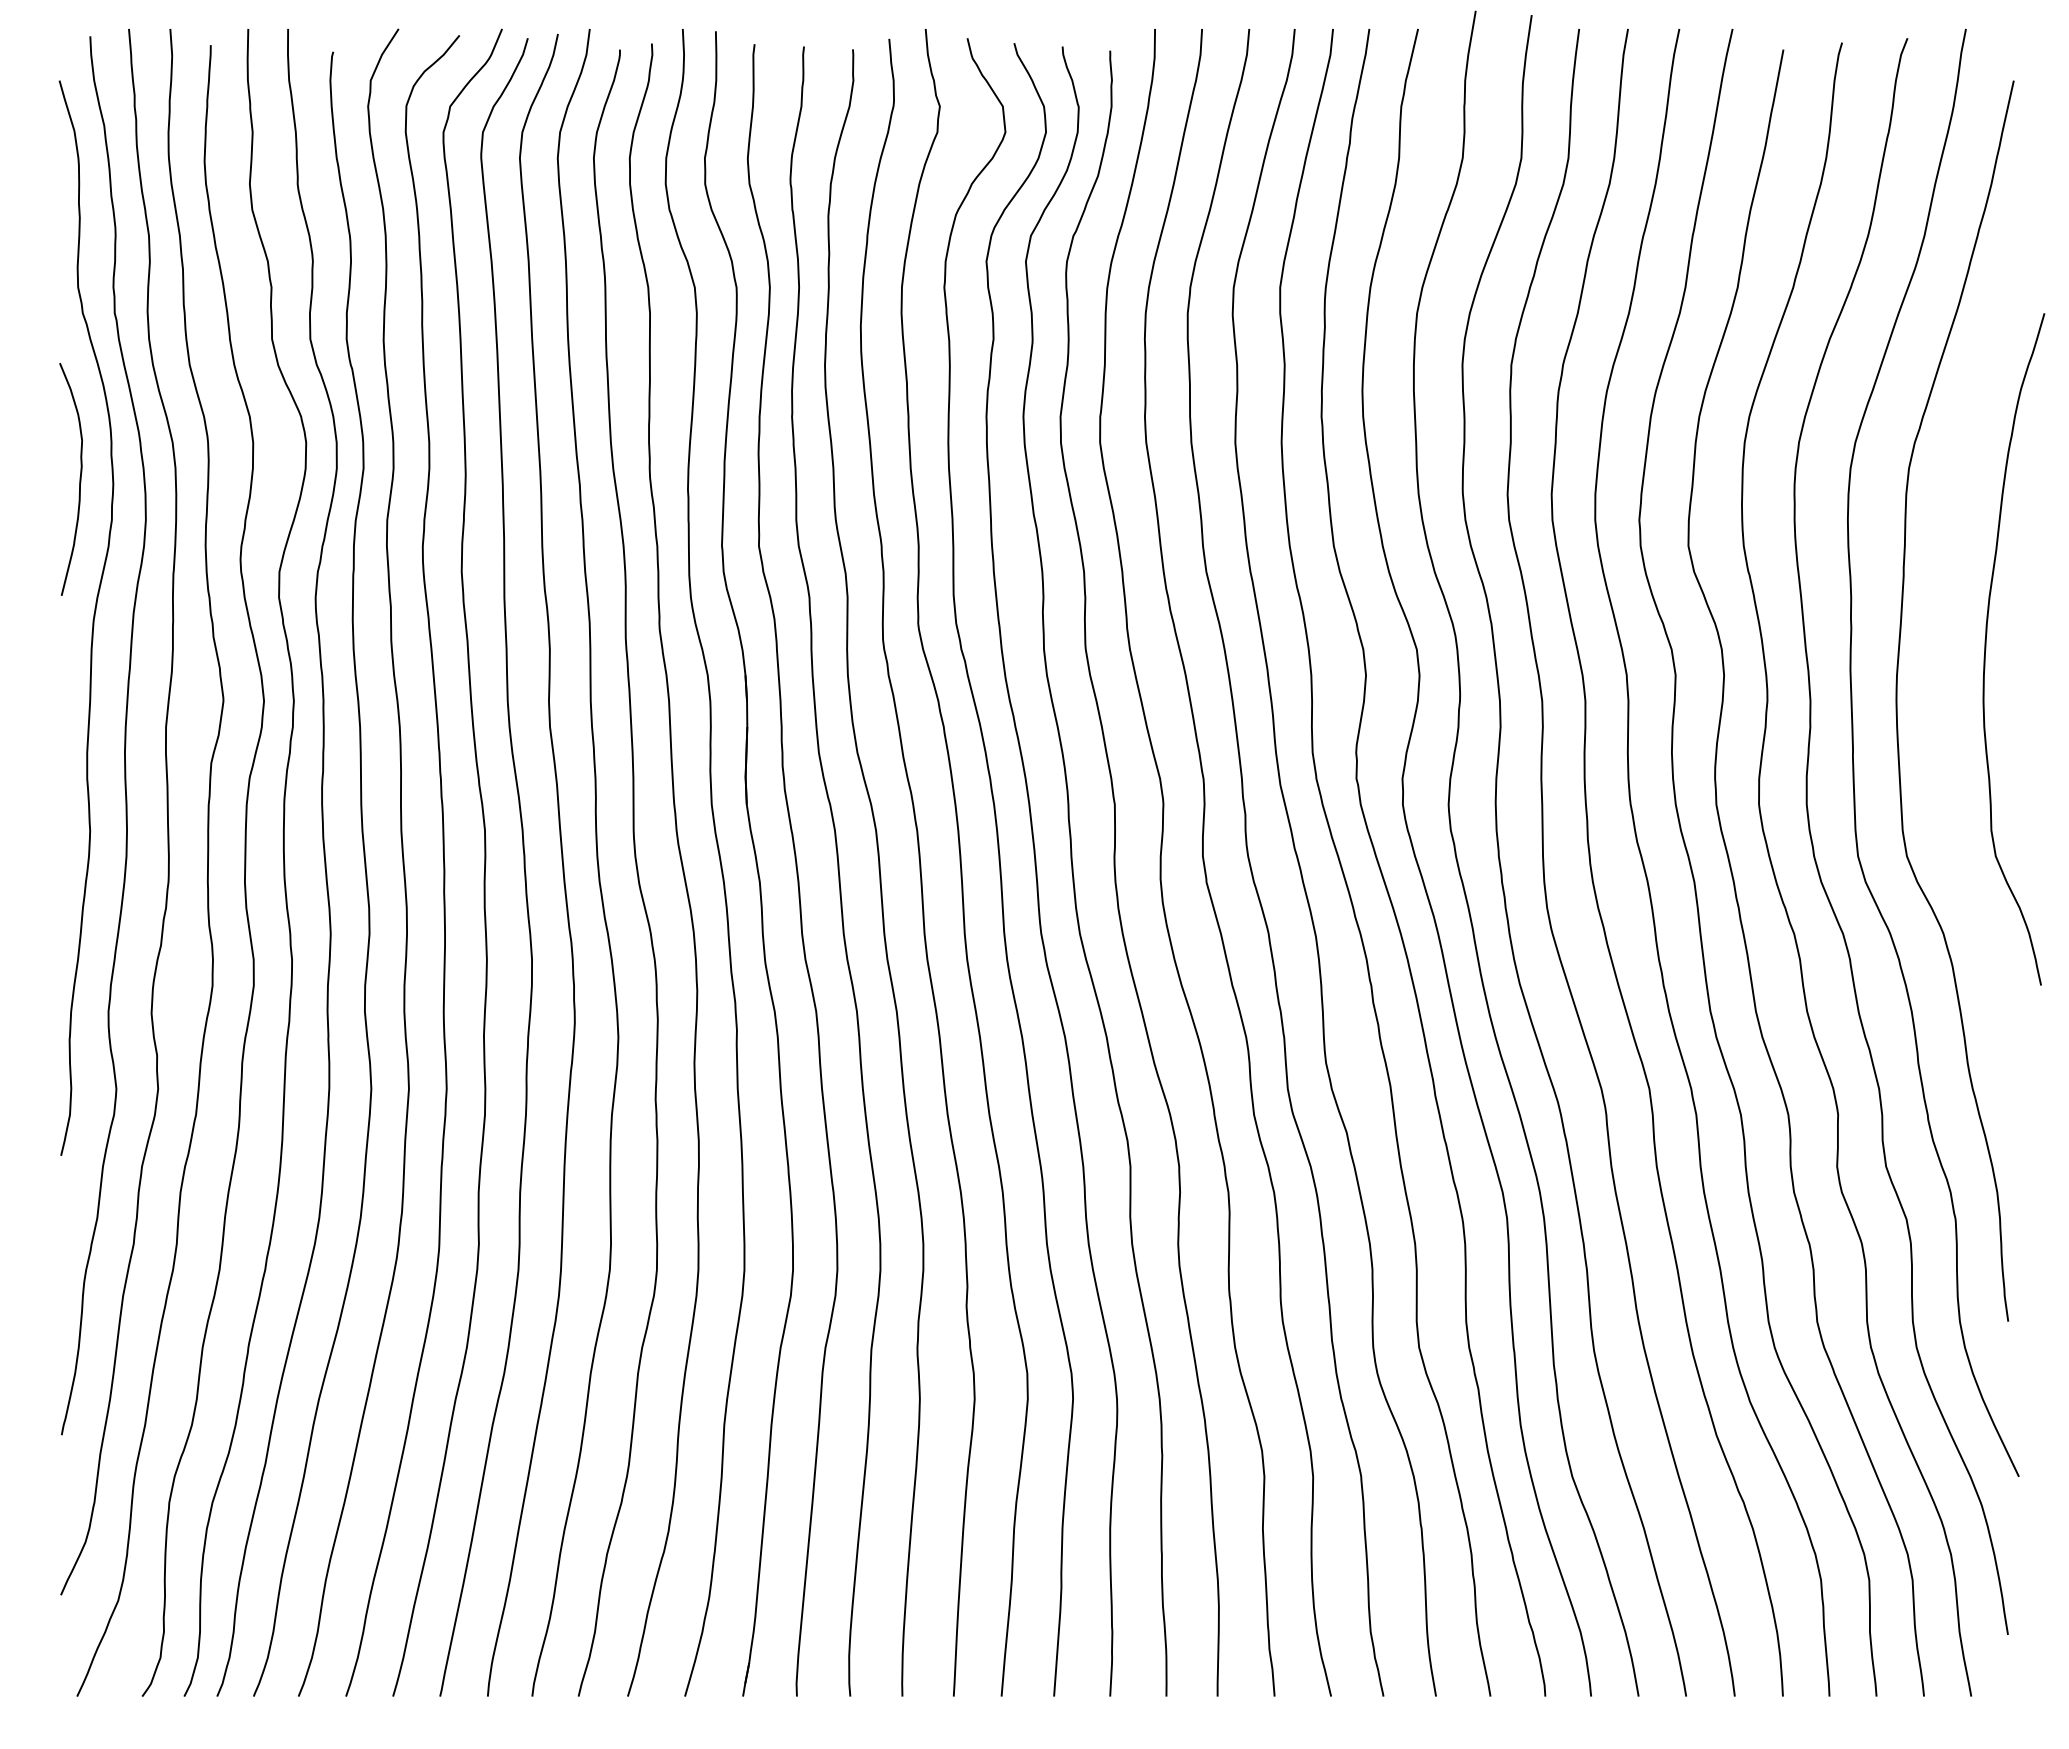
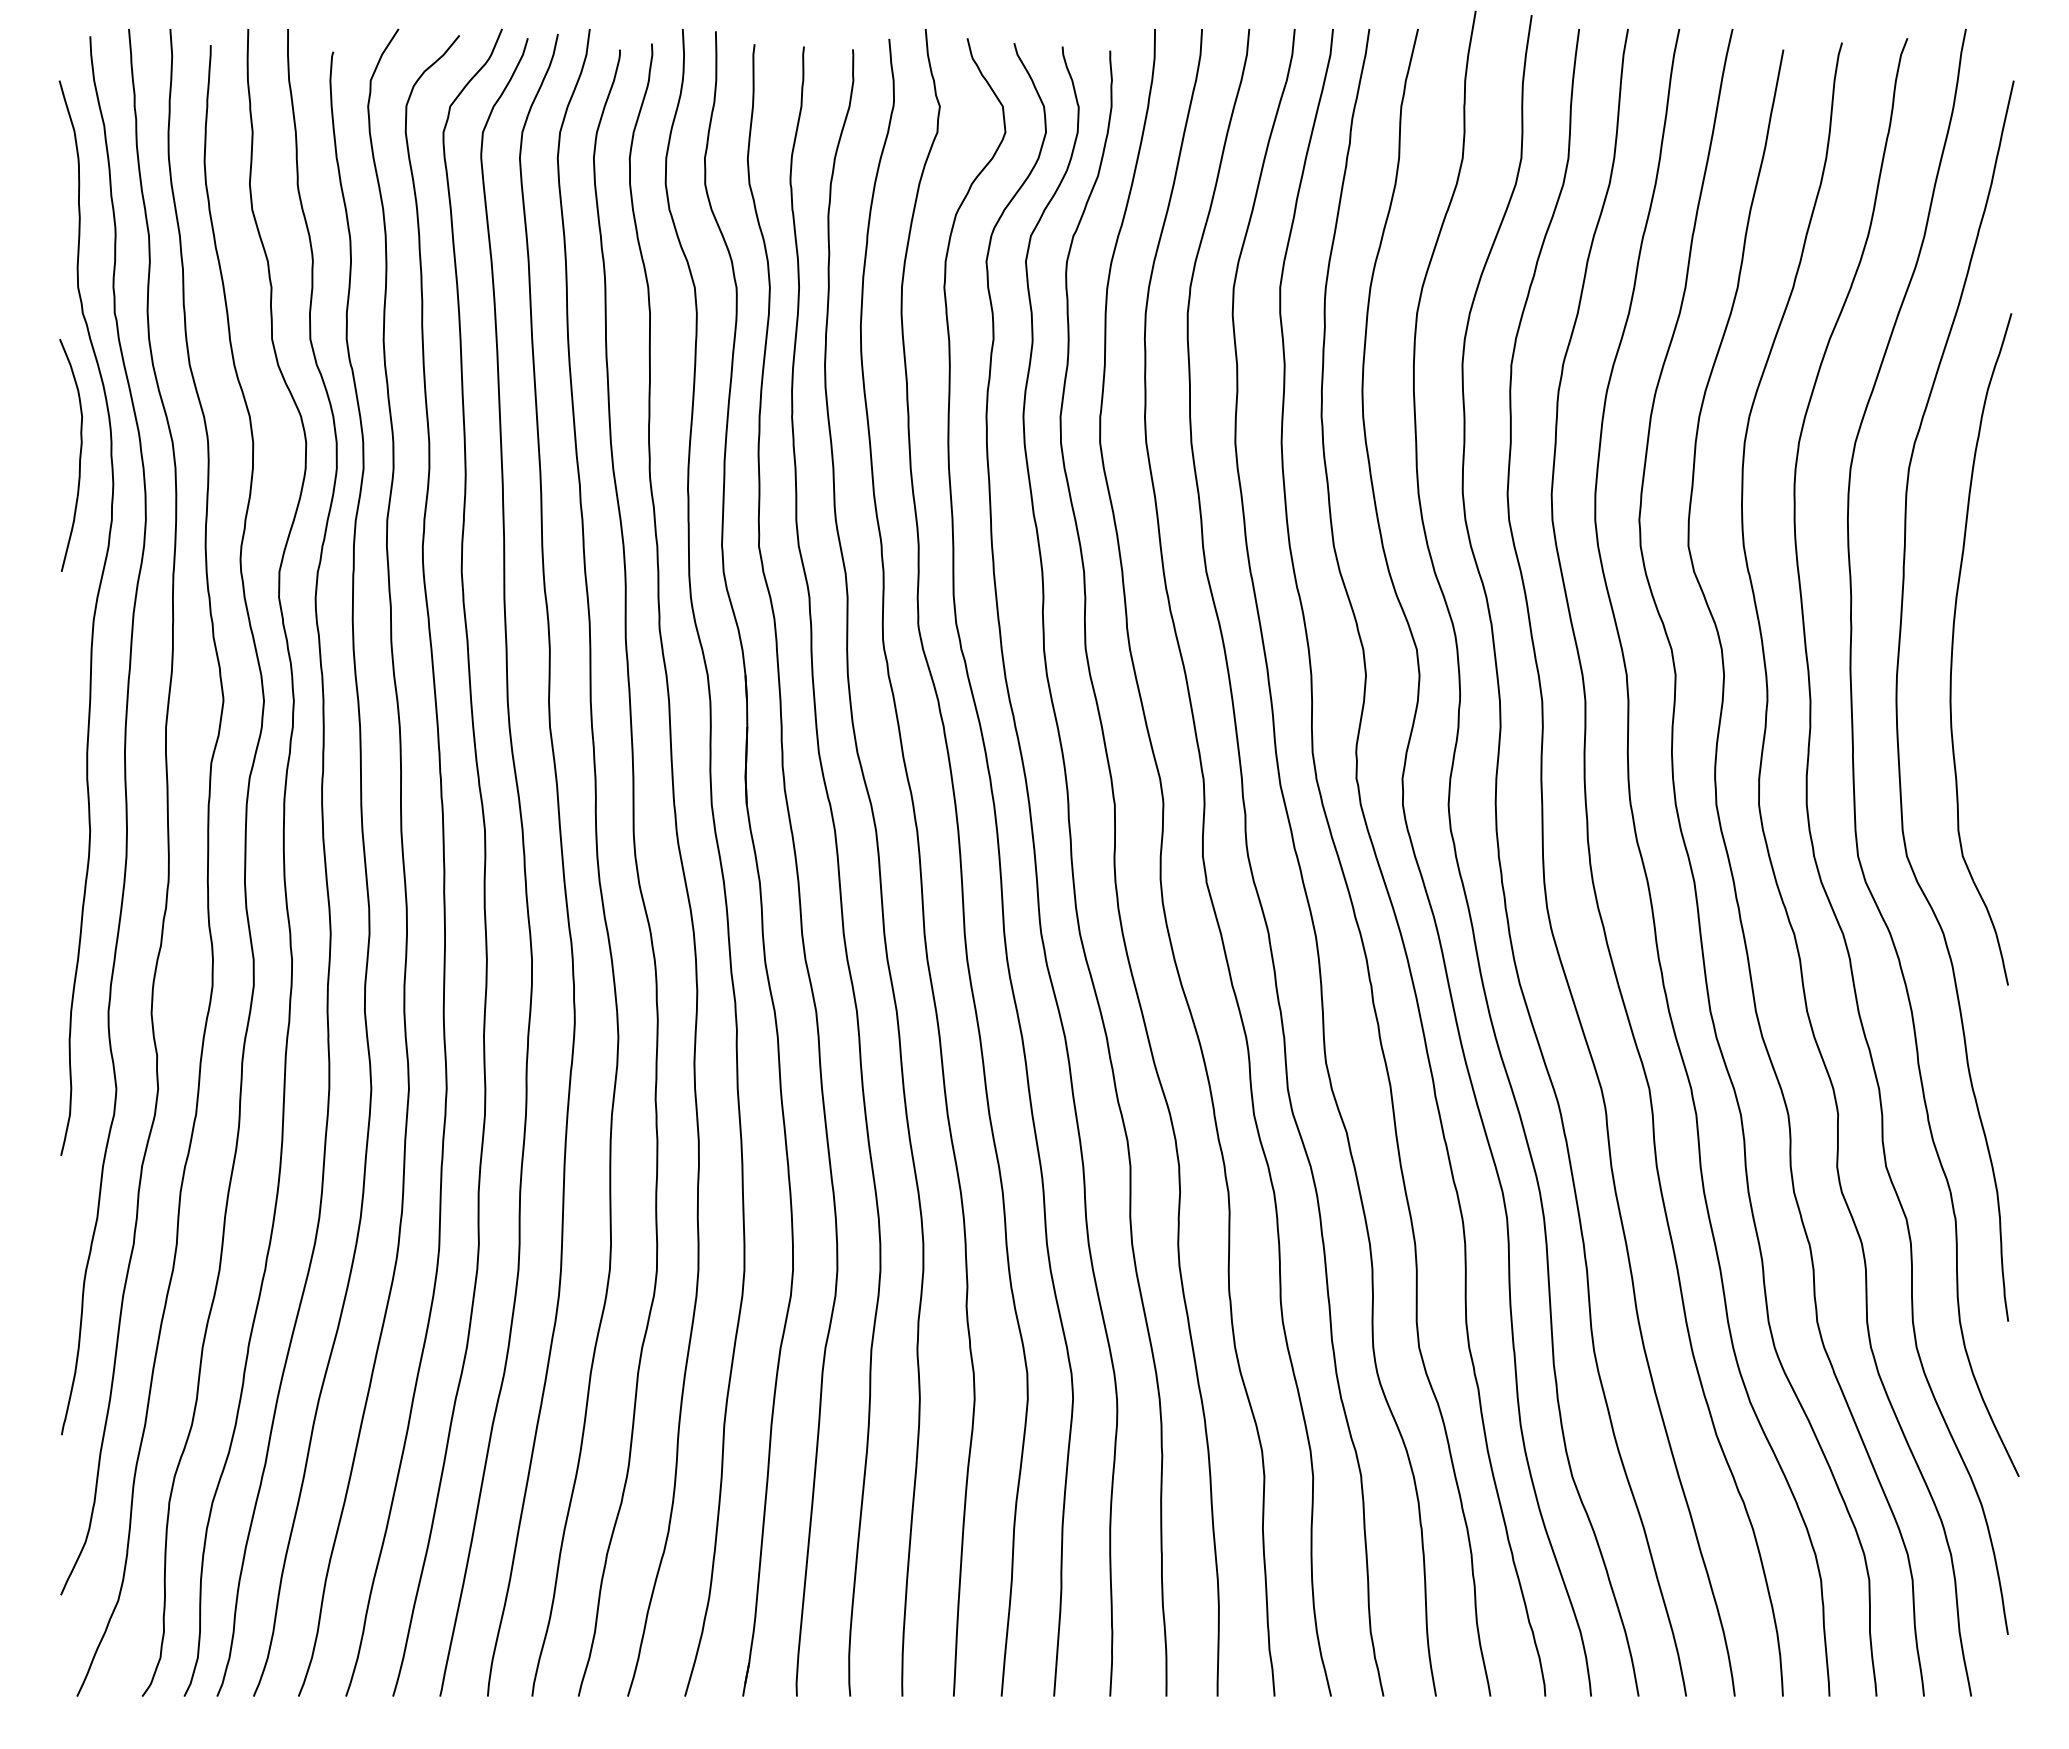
curve position: (79, 479) -> (79, 455) (79, 455)
curve position: (1986, 649) -> (1953, 649) (1953, 649)
